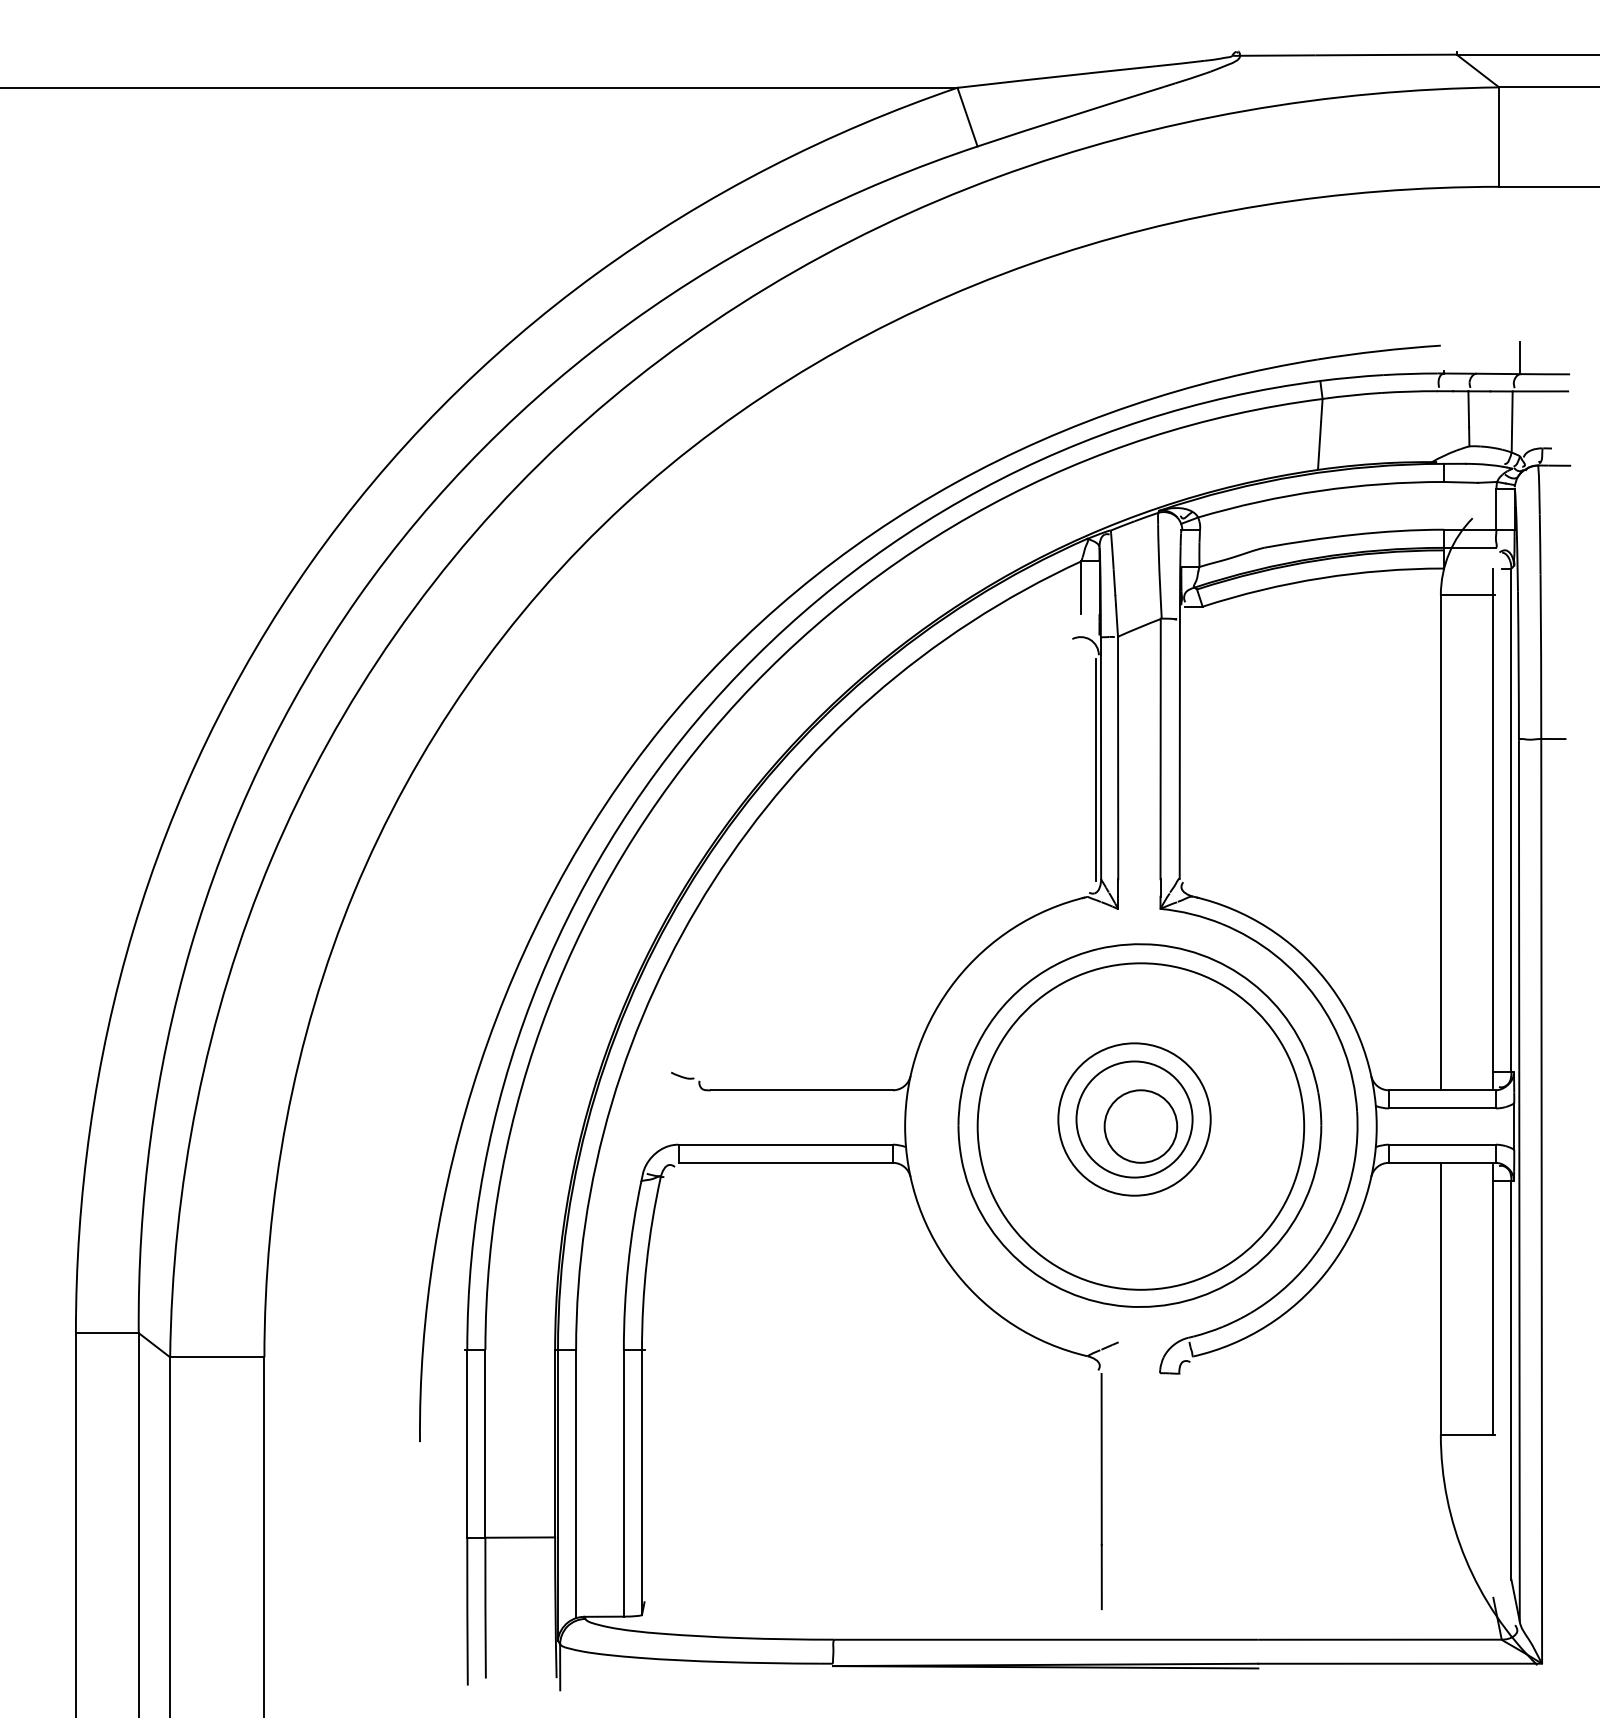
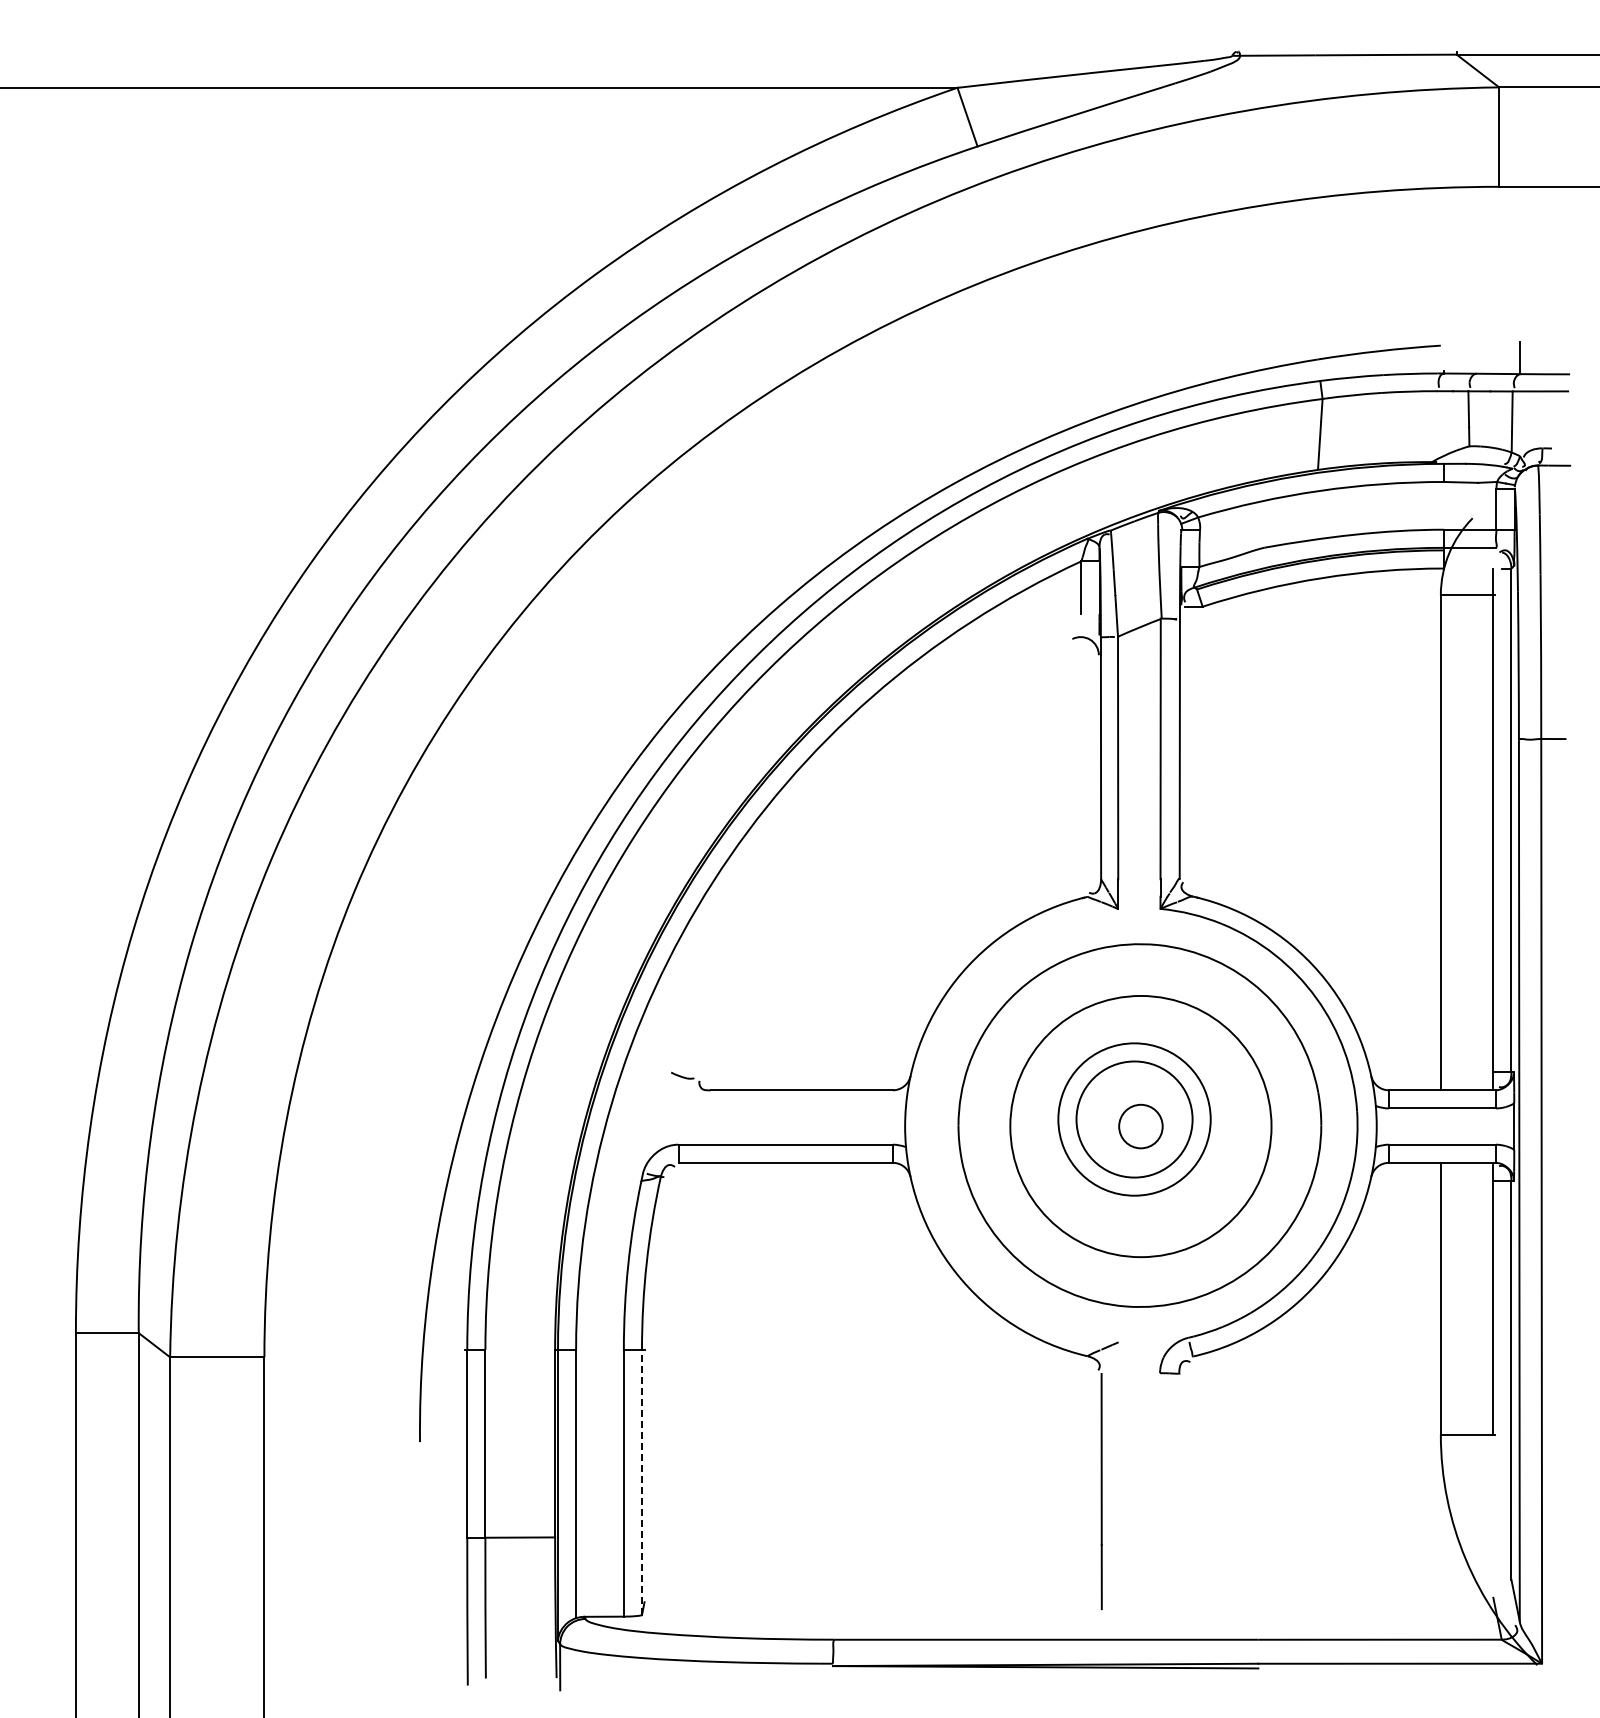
line: present -> none (1096, 769)
circle diameter: 326 px -> 261 px (1140, 1126)
circle diameter: 73 px -> 44 px (1140, 1126)
line: solid -> dashed (642, 1482)
